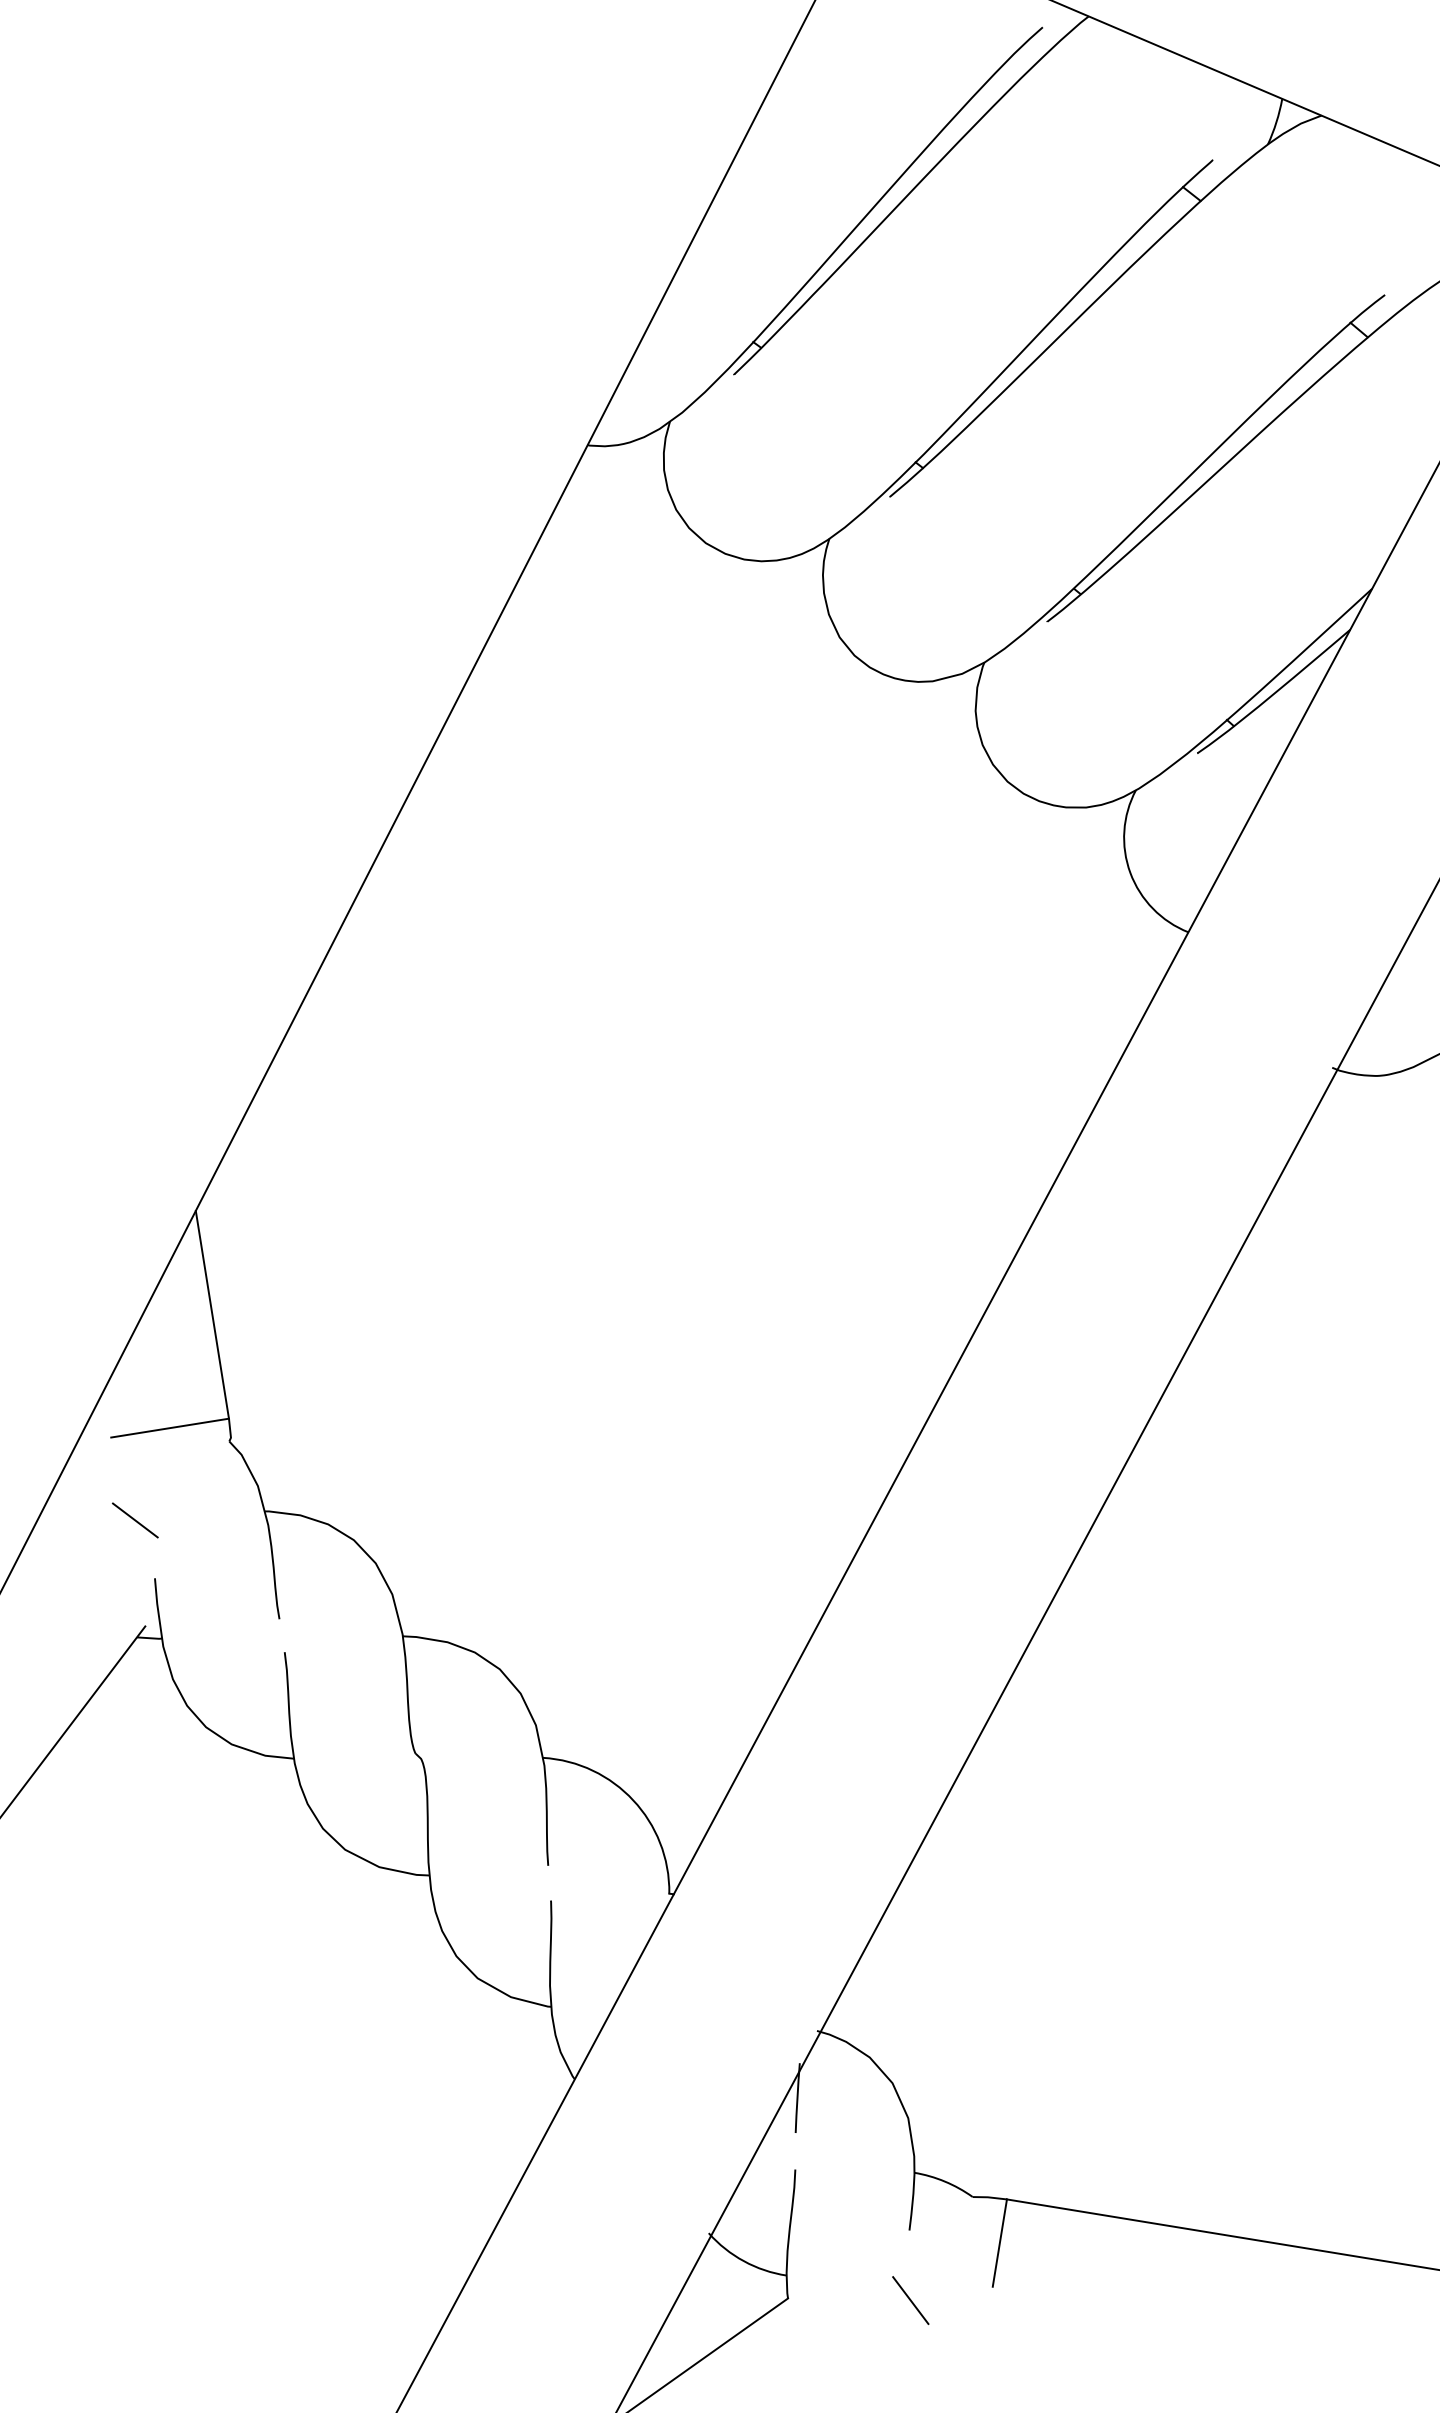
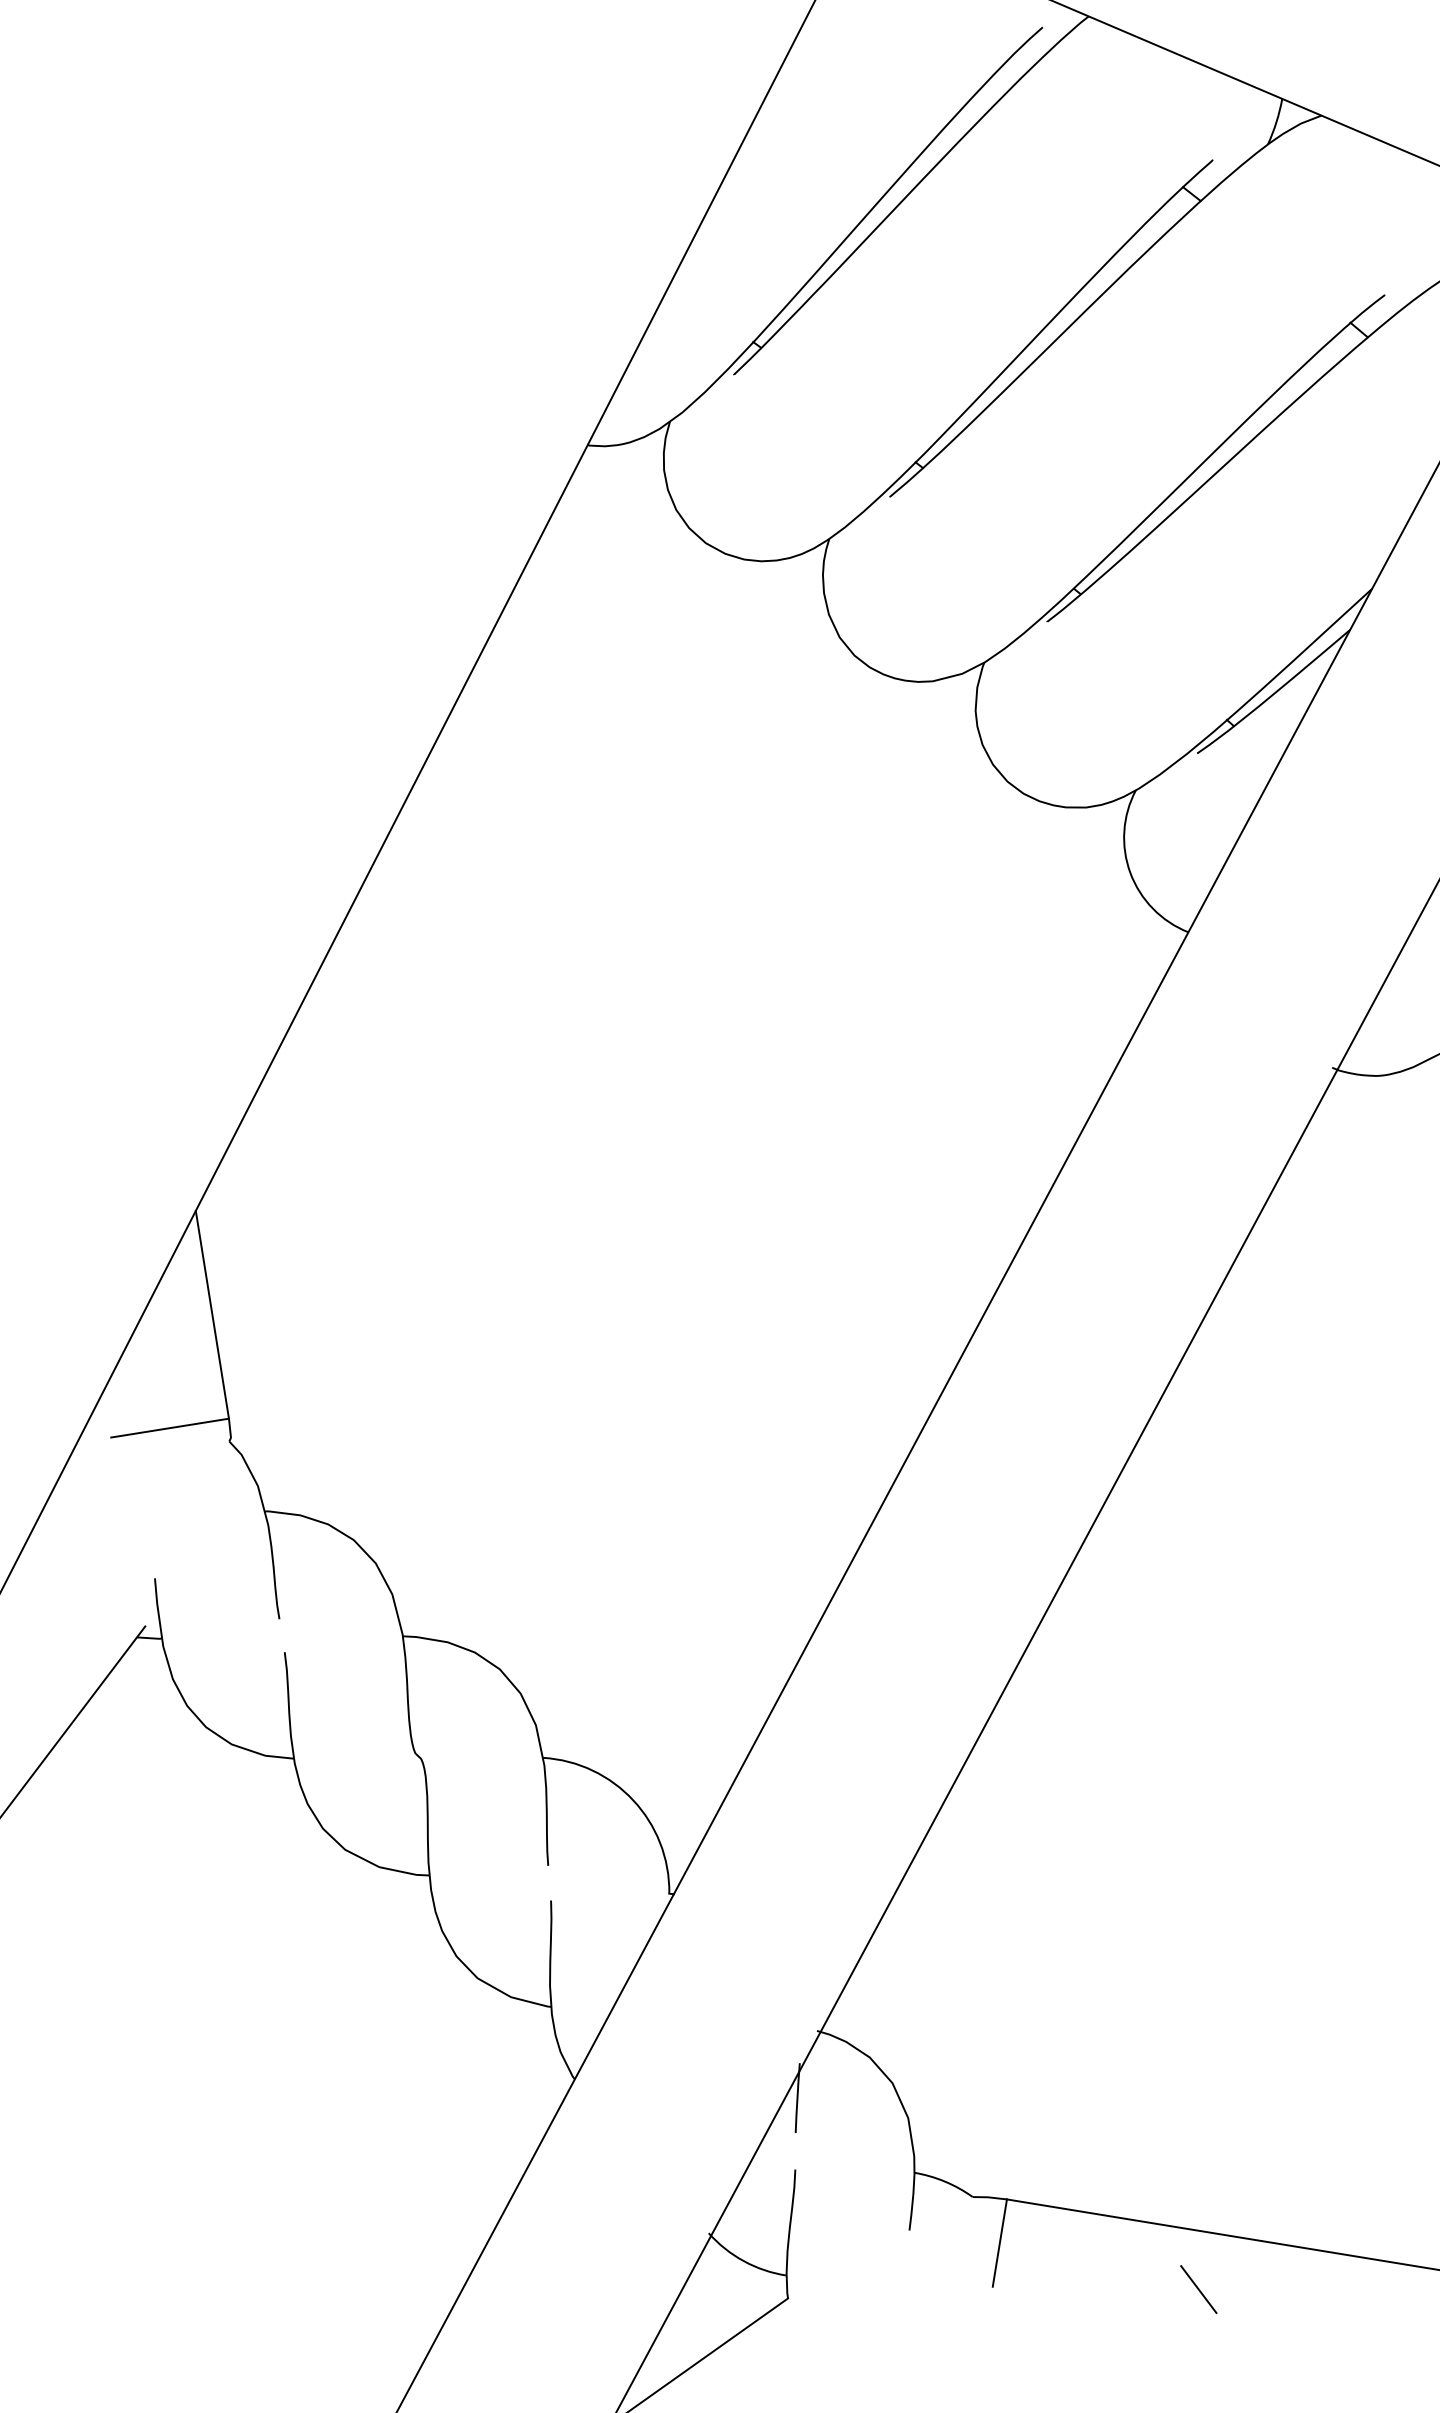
line: present -> none (135, 1520)
line position: (910, 2300) -> (1198, 2289) (1198, 2289)
